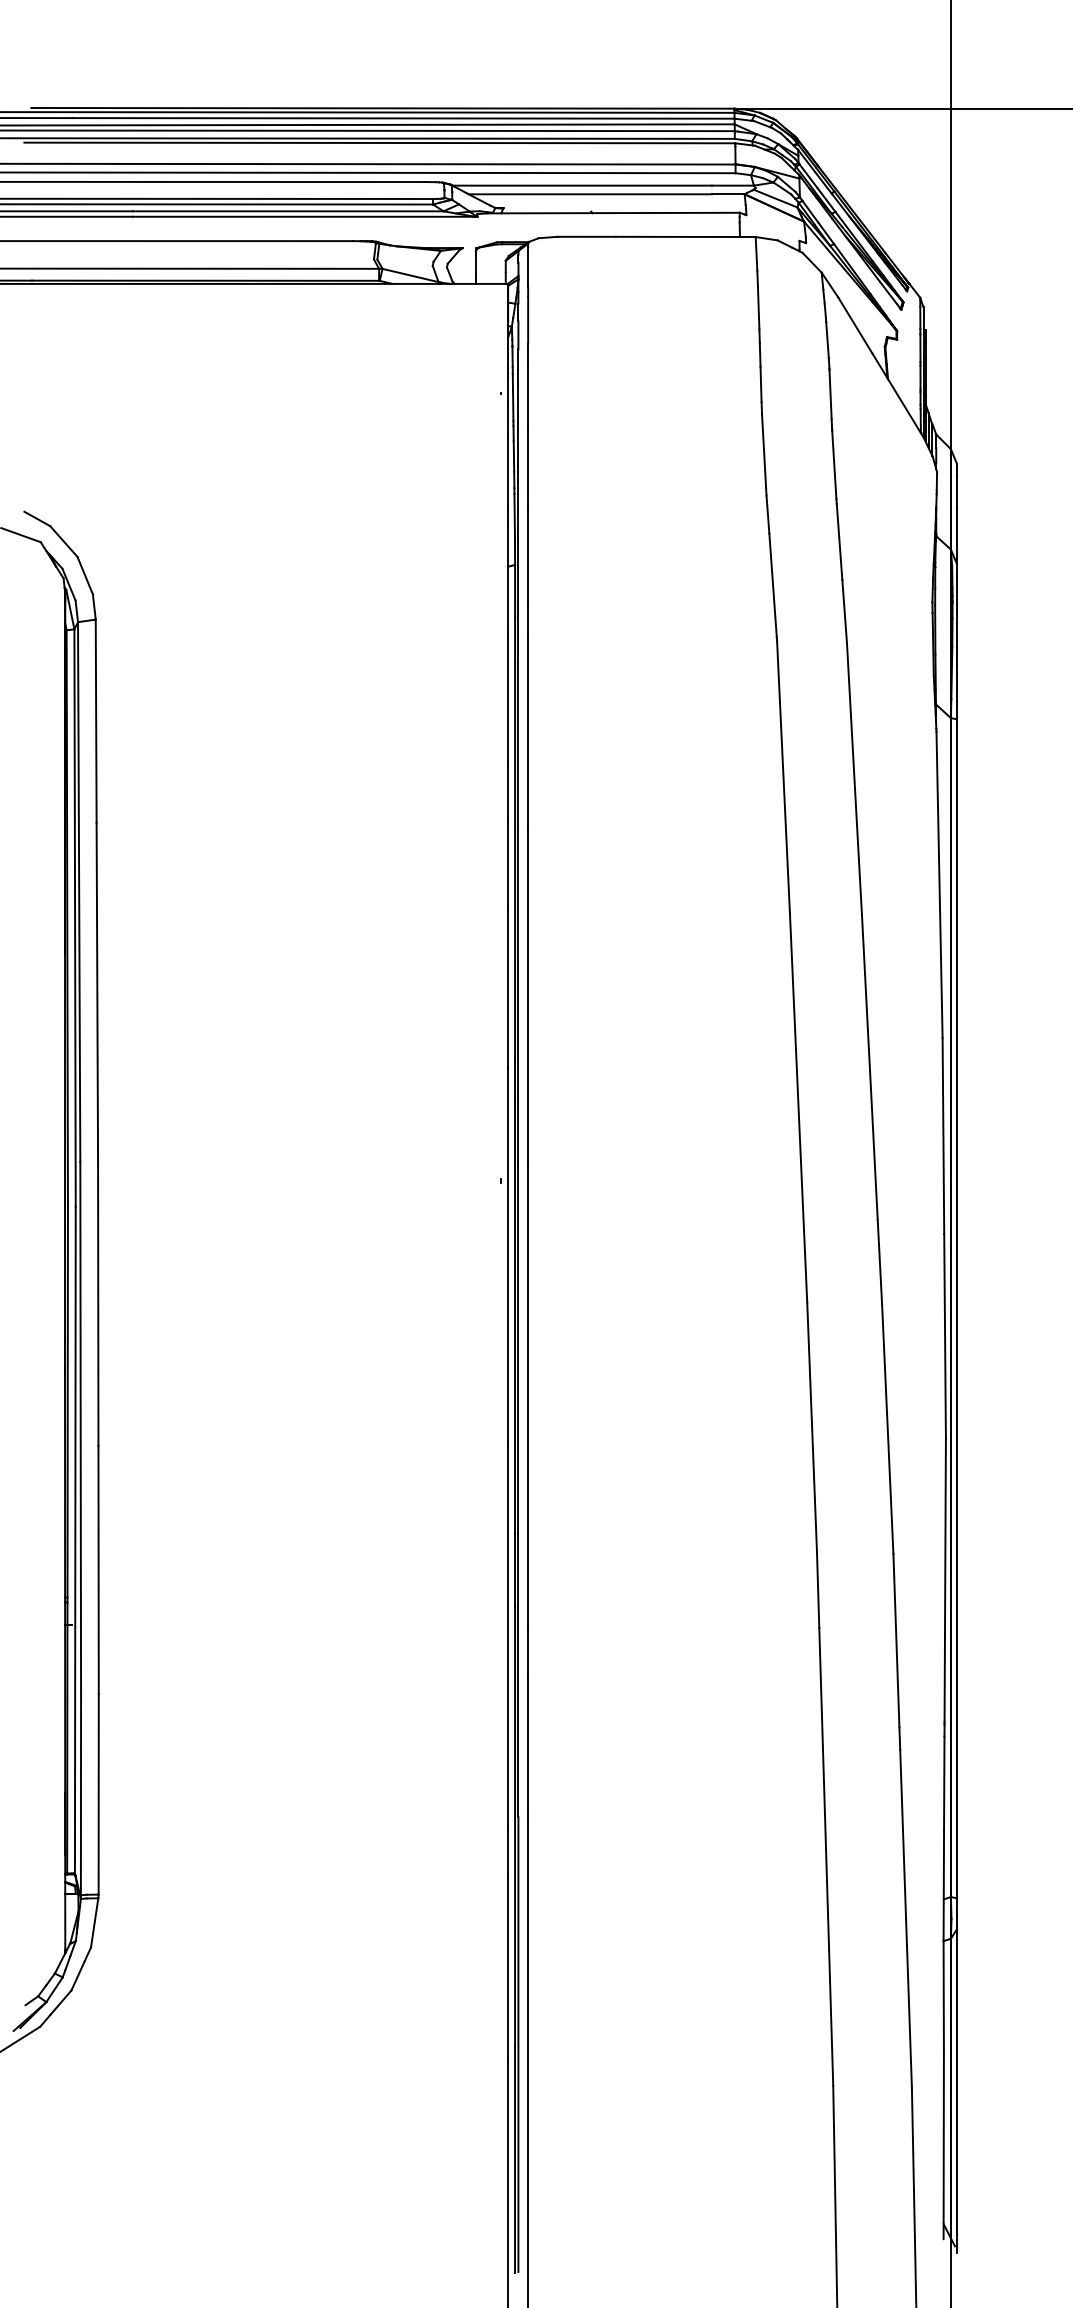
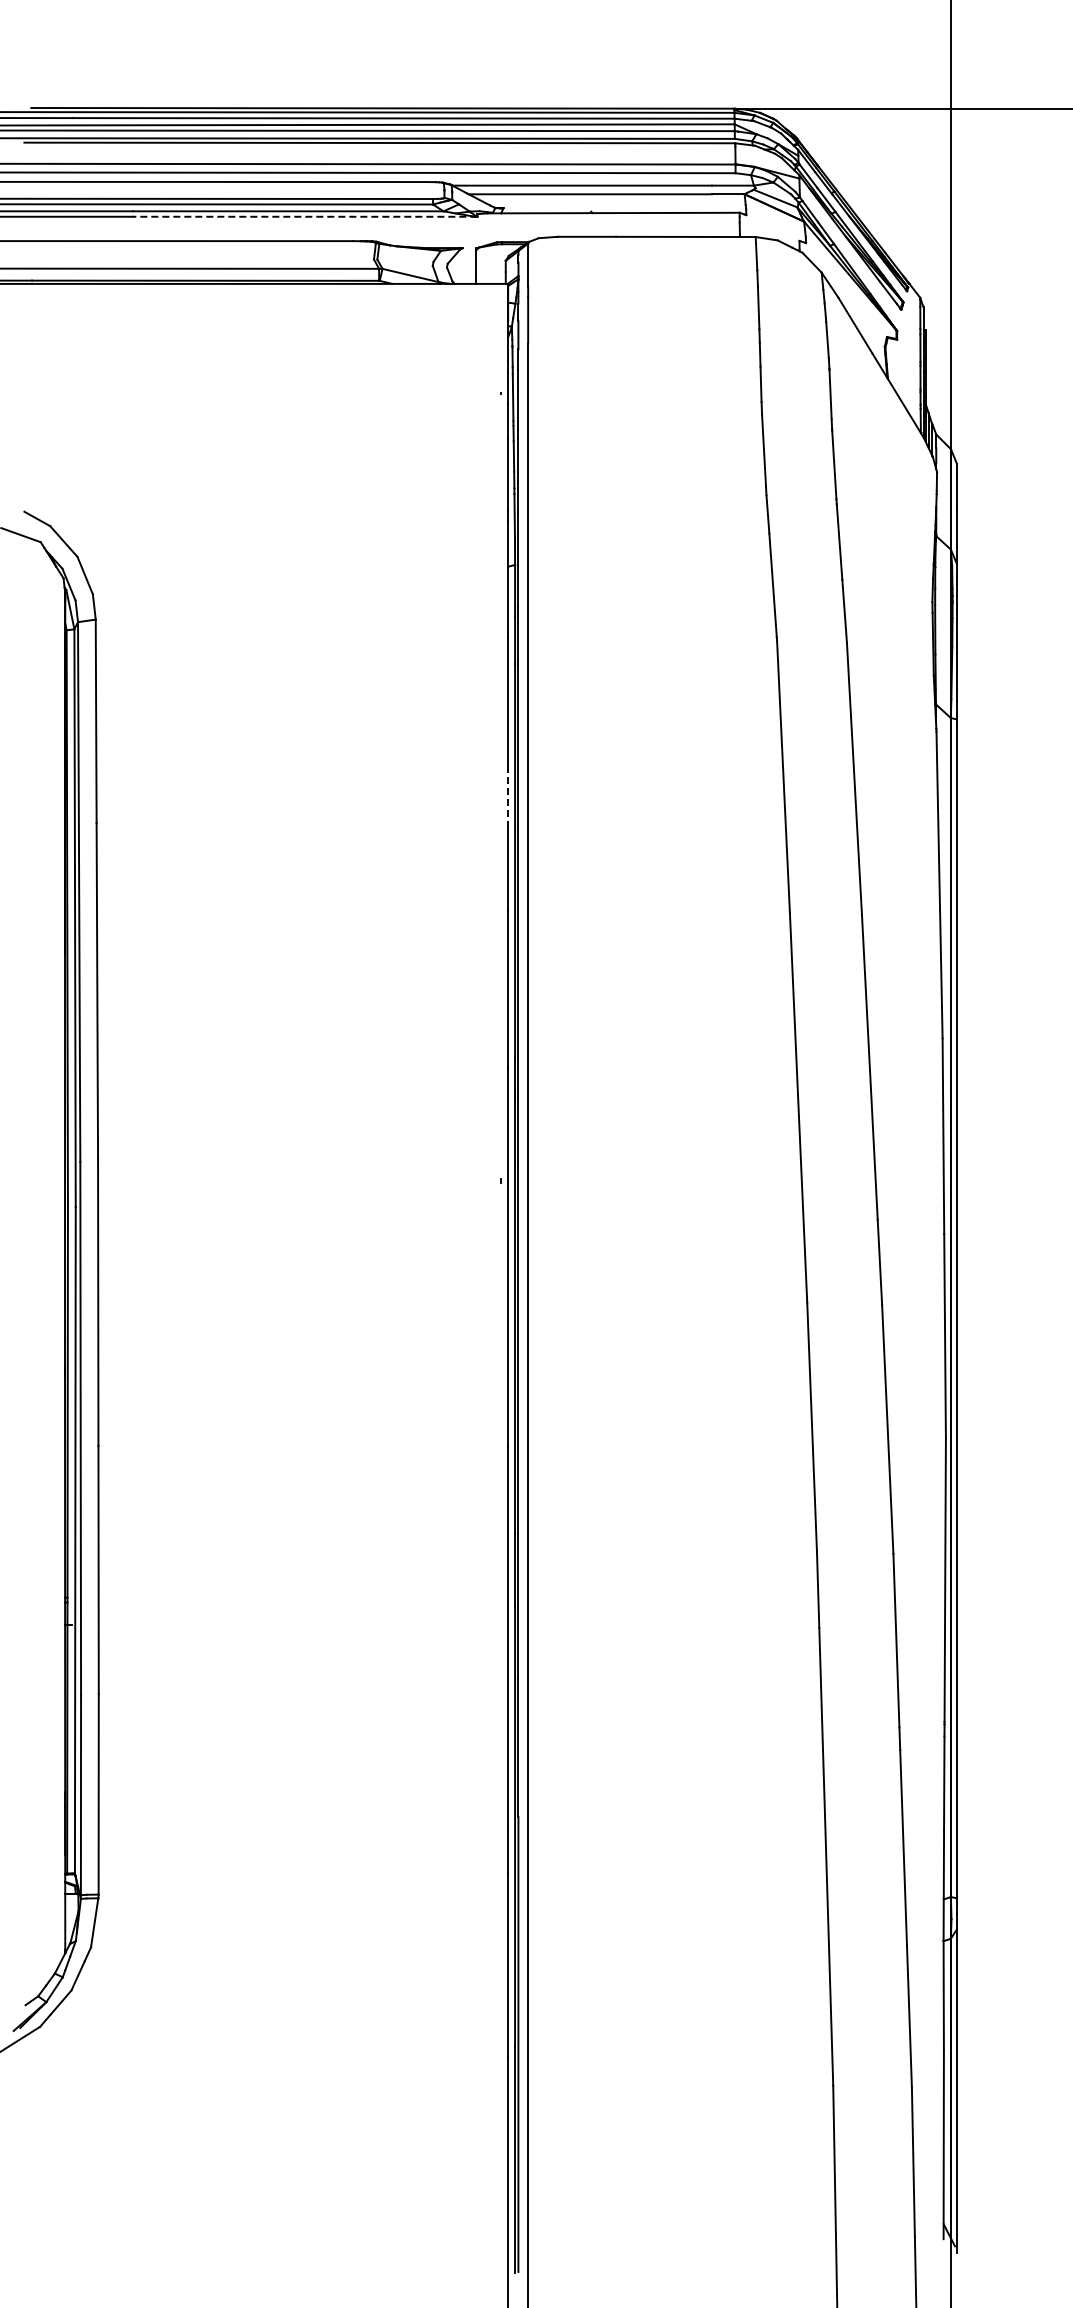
line: solid -> dashed (304, 216)
line: solid -> dashed (508, 794)
